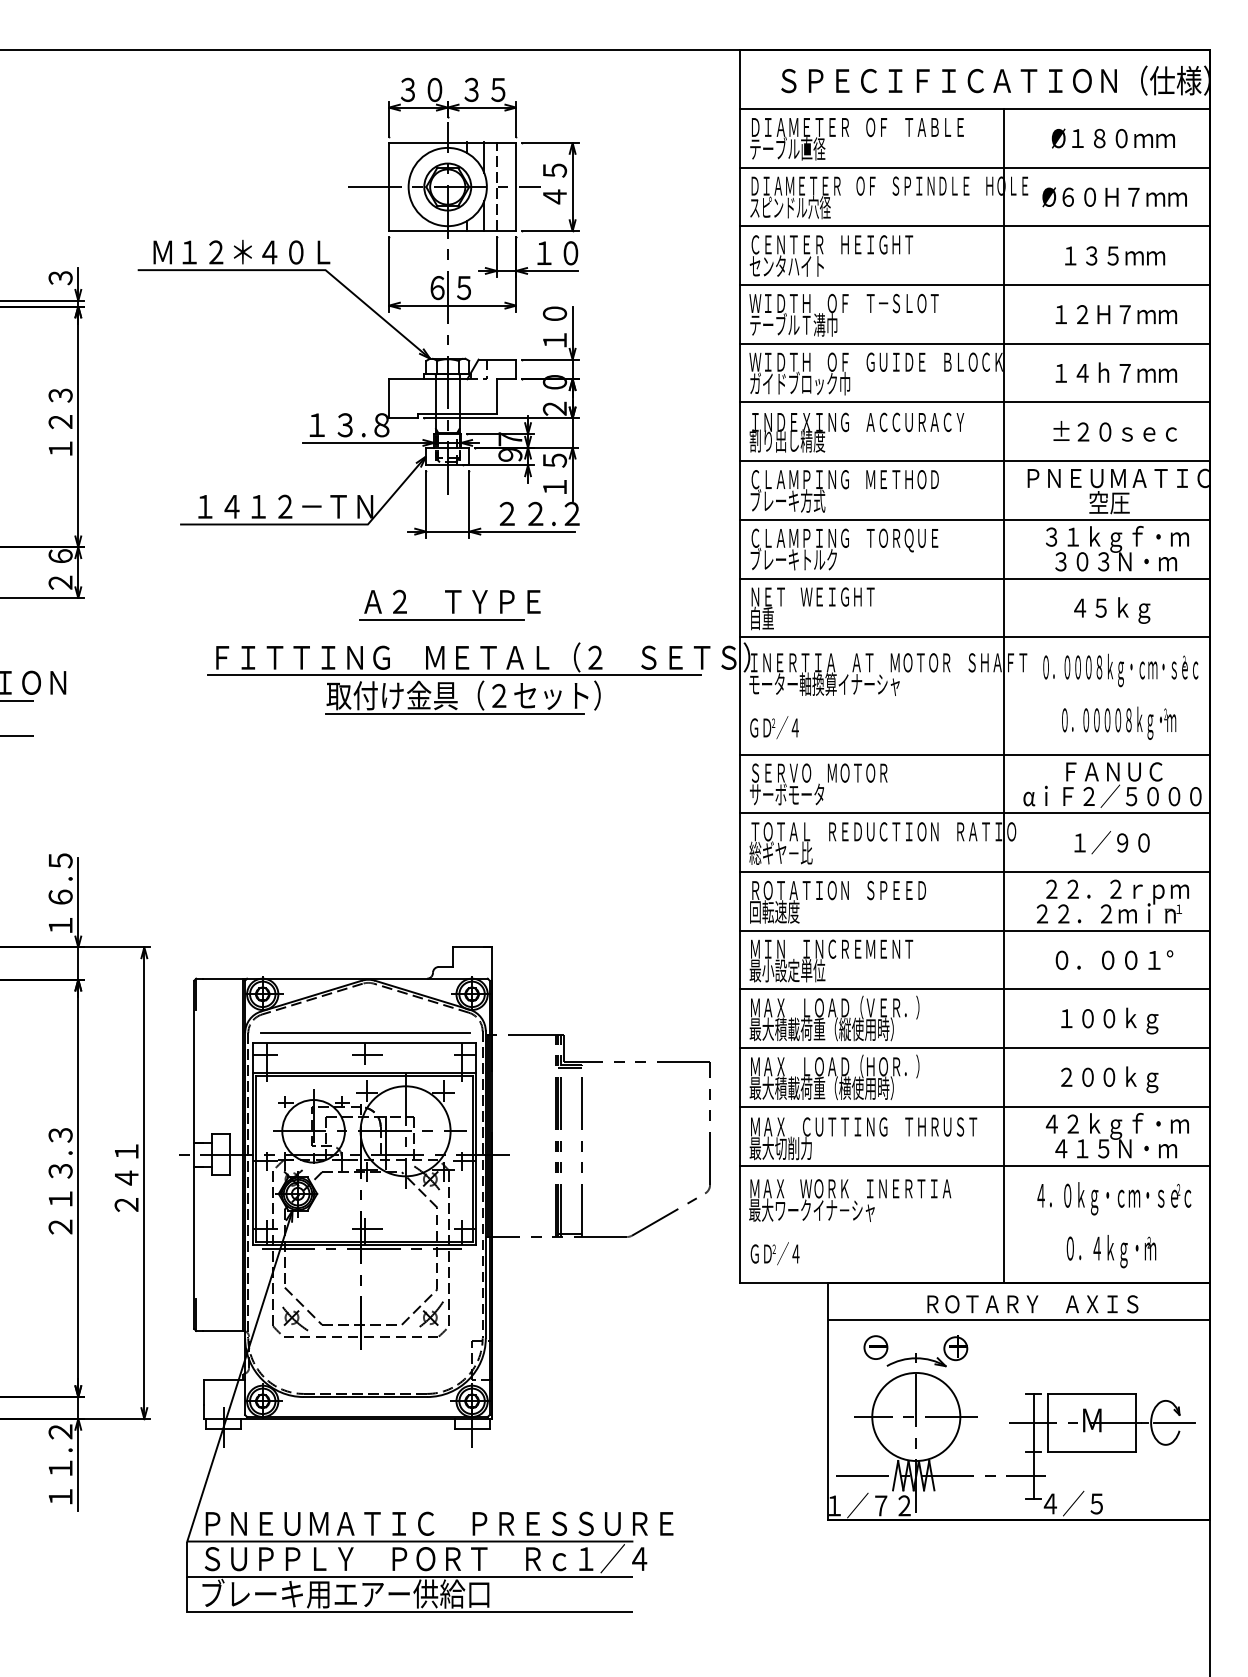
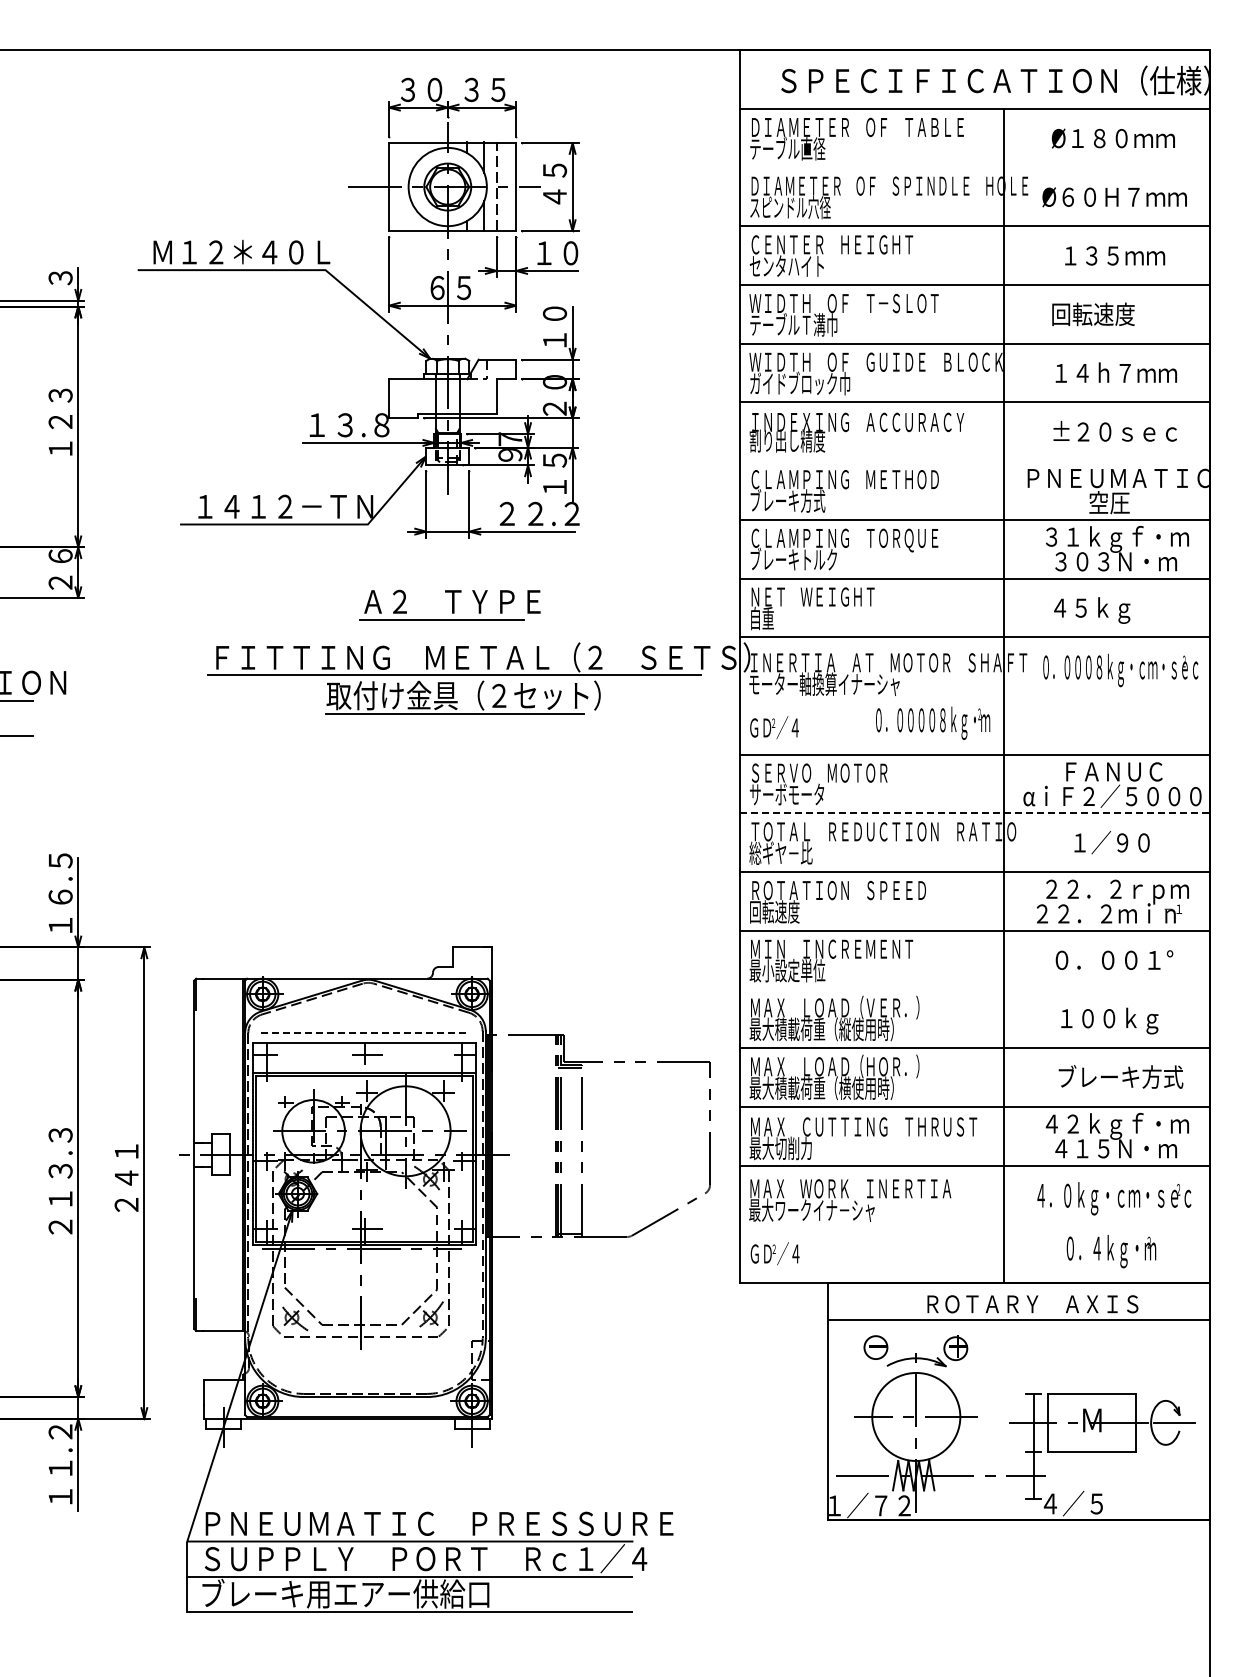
line: present -> none (974, 167)
text: １２Ｈ７ｍｍ -> 回転速度 (1114, 314)
line: present -> none (974, 461)
text position: (1112, 610) -> (1092, 610) (1092, 610)
text position: (1119, 722) -> (933, 722) (933, 722)
line: solid -> dashed (975, 813)
line: present -> none (974, 989)
line: solid -> dashed (365, 1033)
text: ２００ｋｇ -> ブレーキ方式 (1120, 1079)
